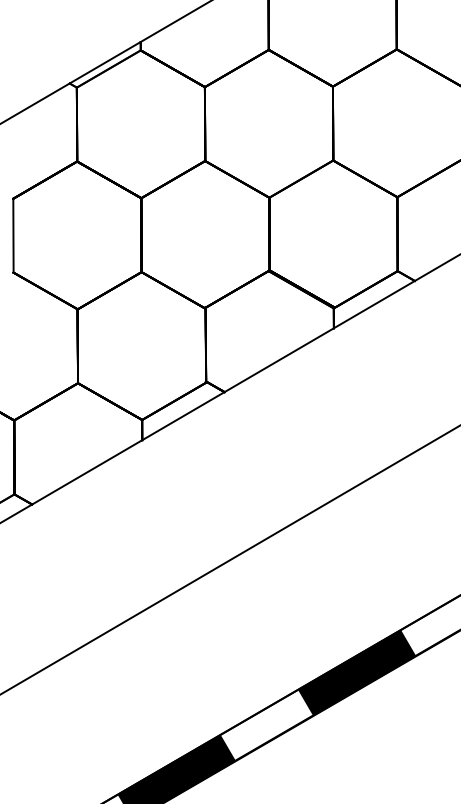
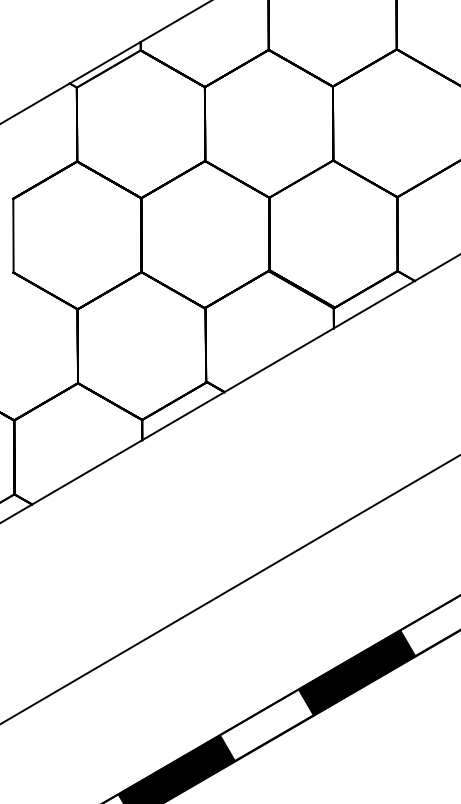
line position: (229, 560) -> (229, 589) (229, 589)
